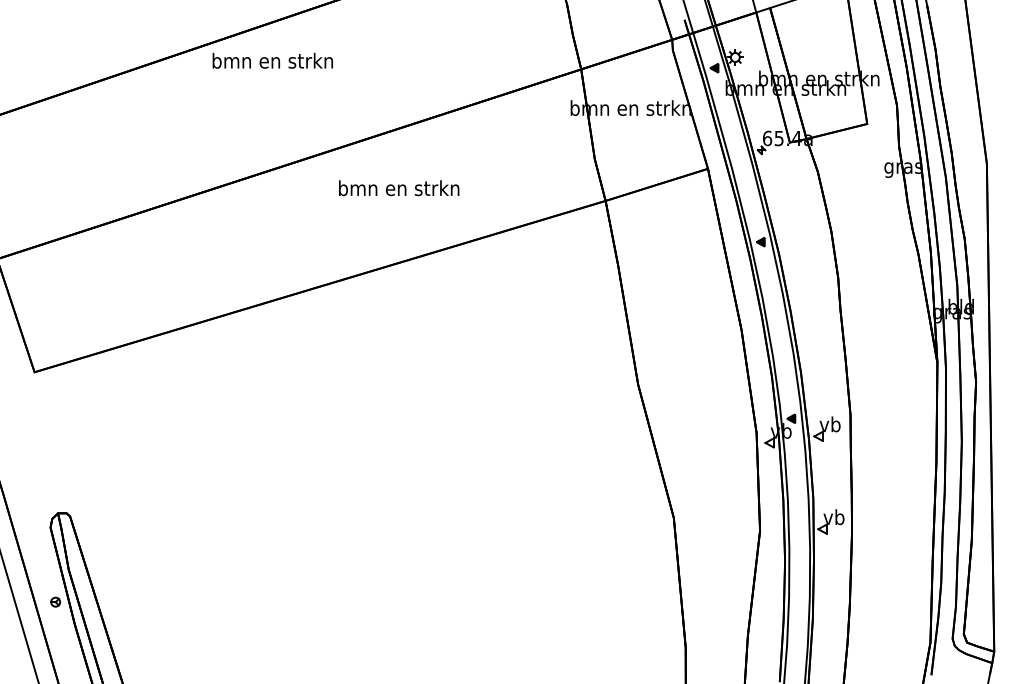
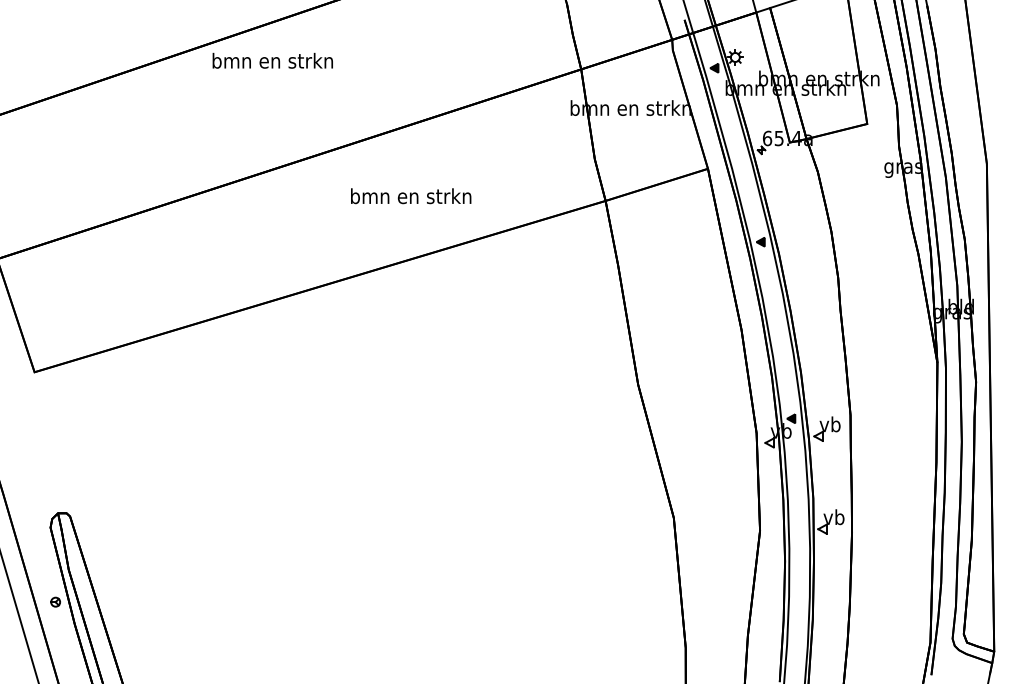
text position: (399, 188) -> (411, 196) (411, 196)
